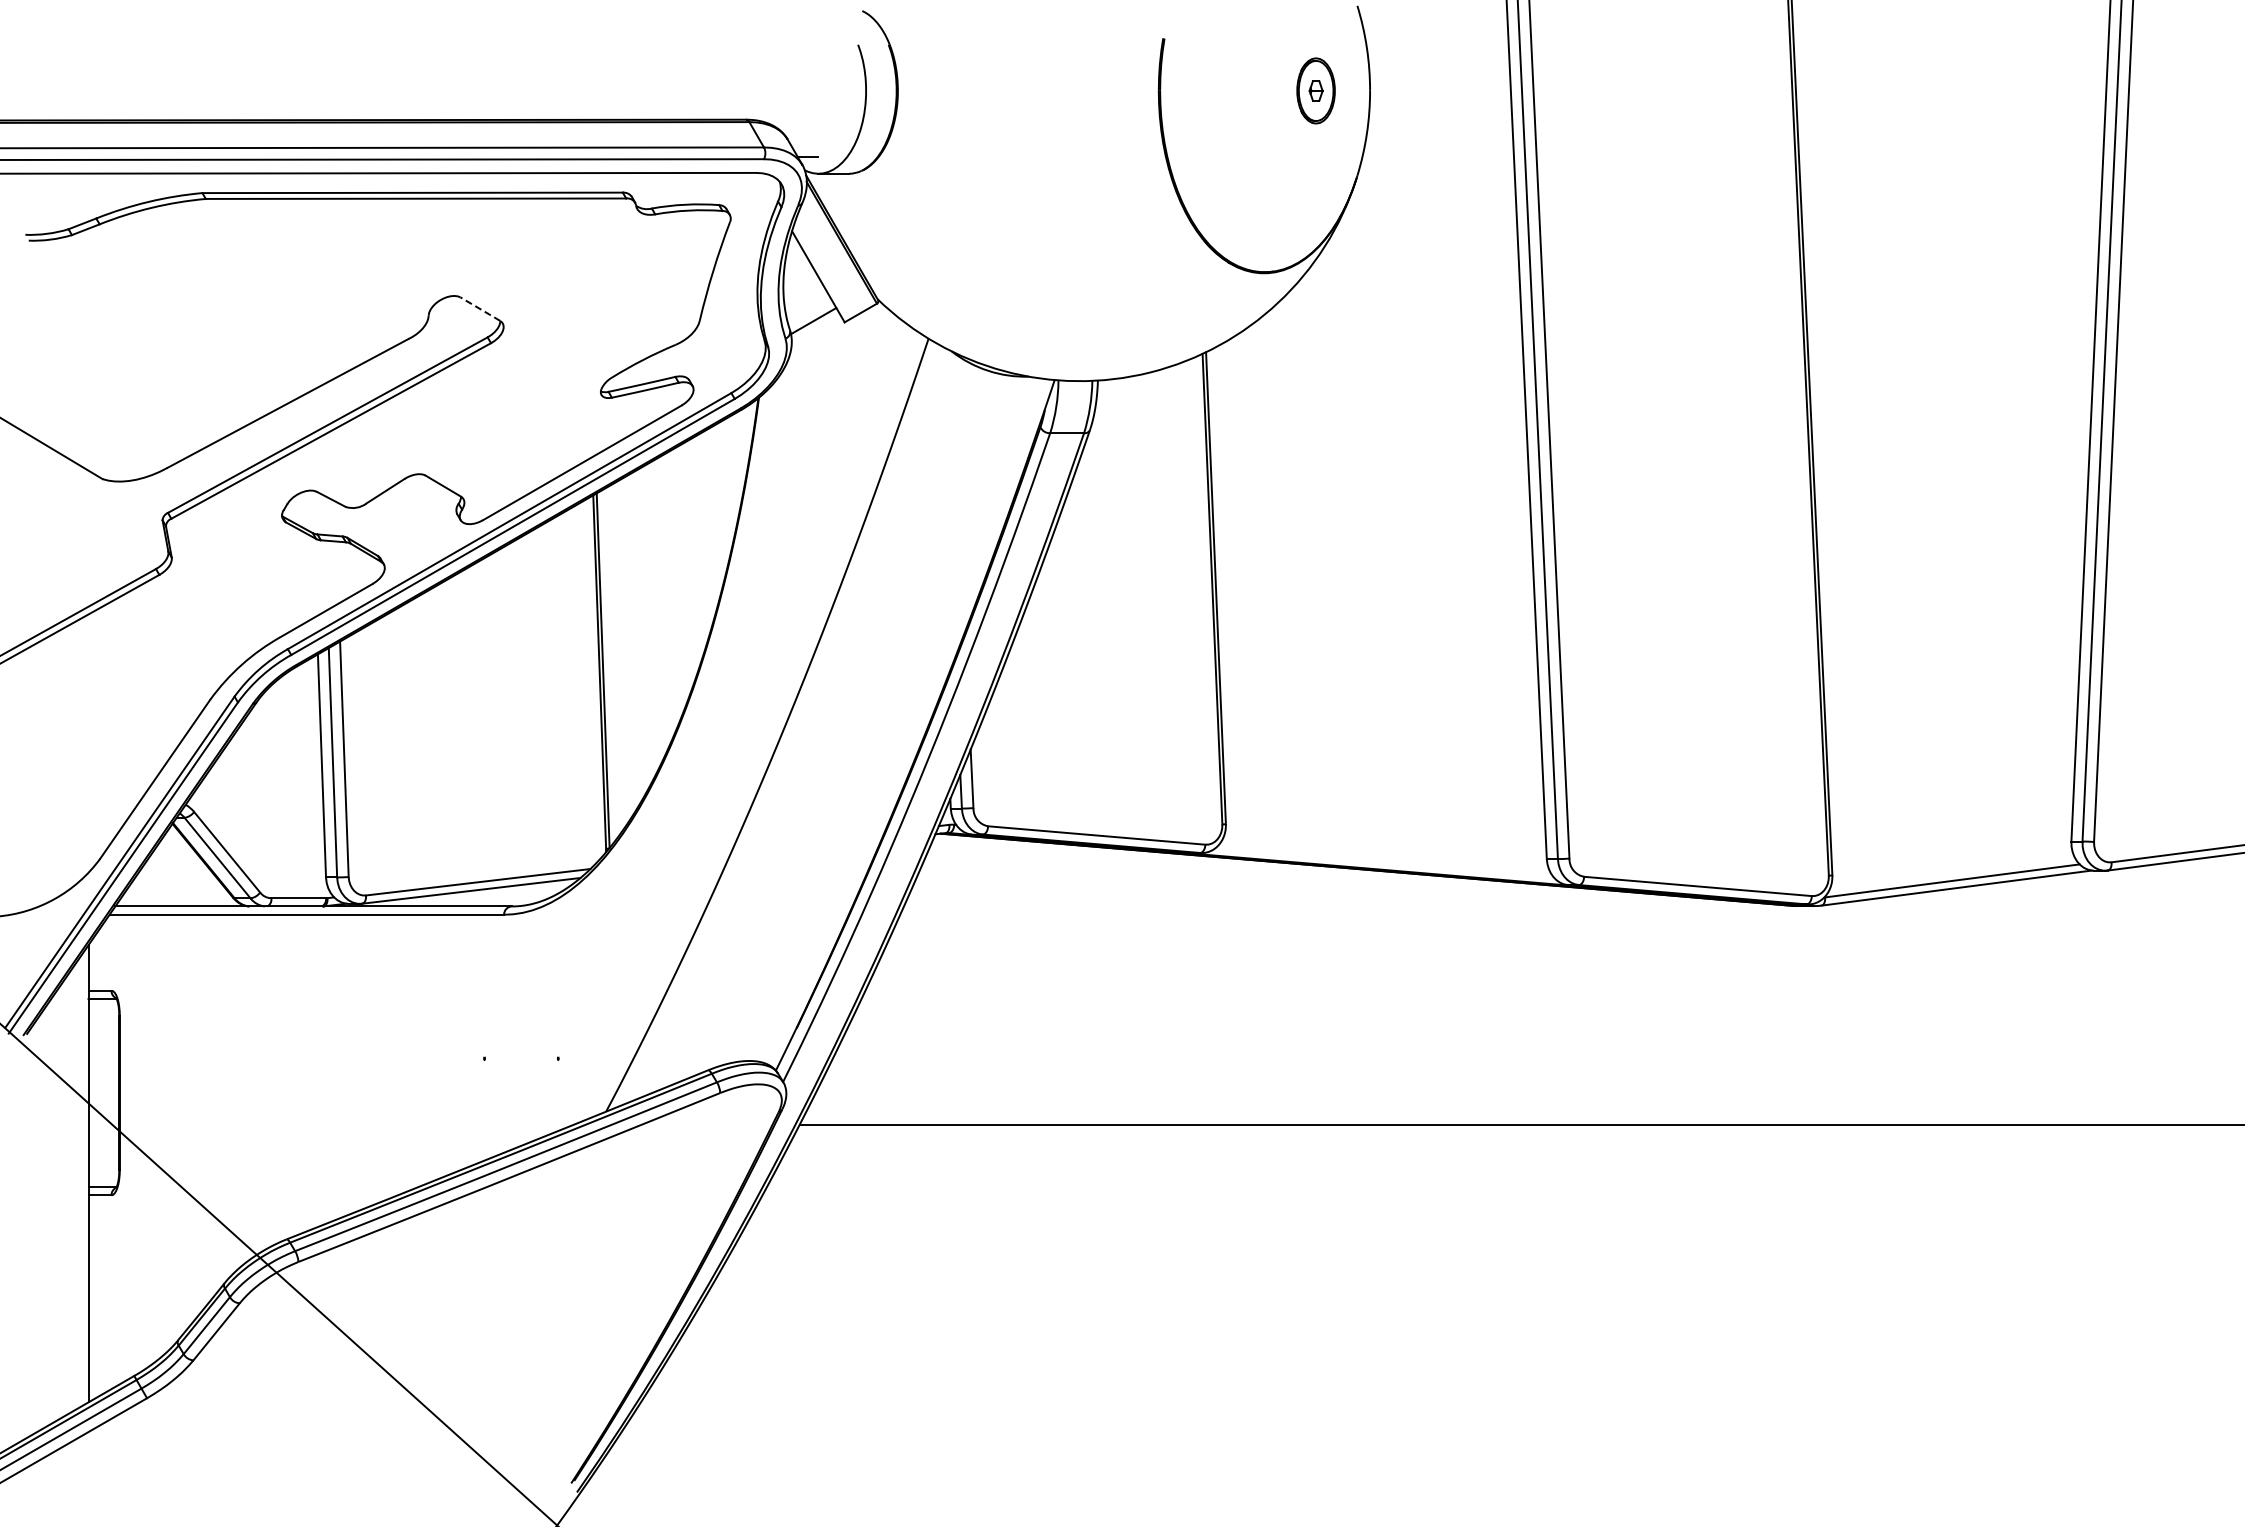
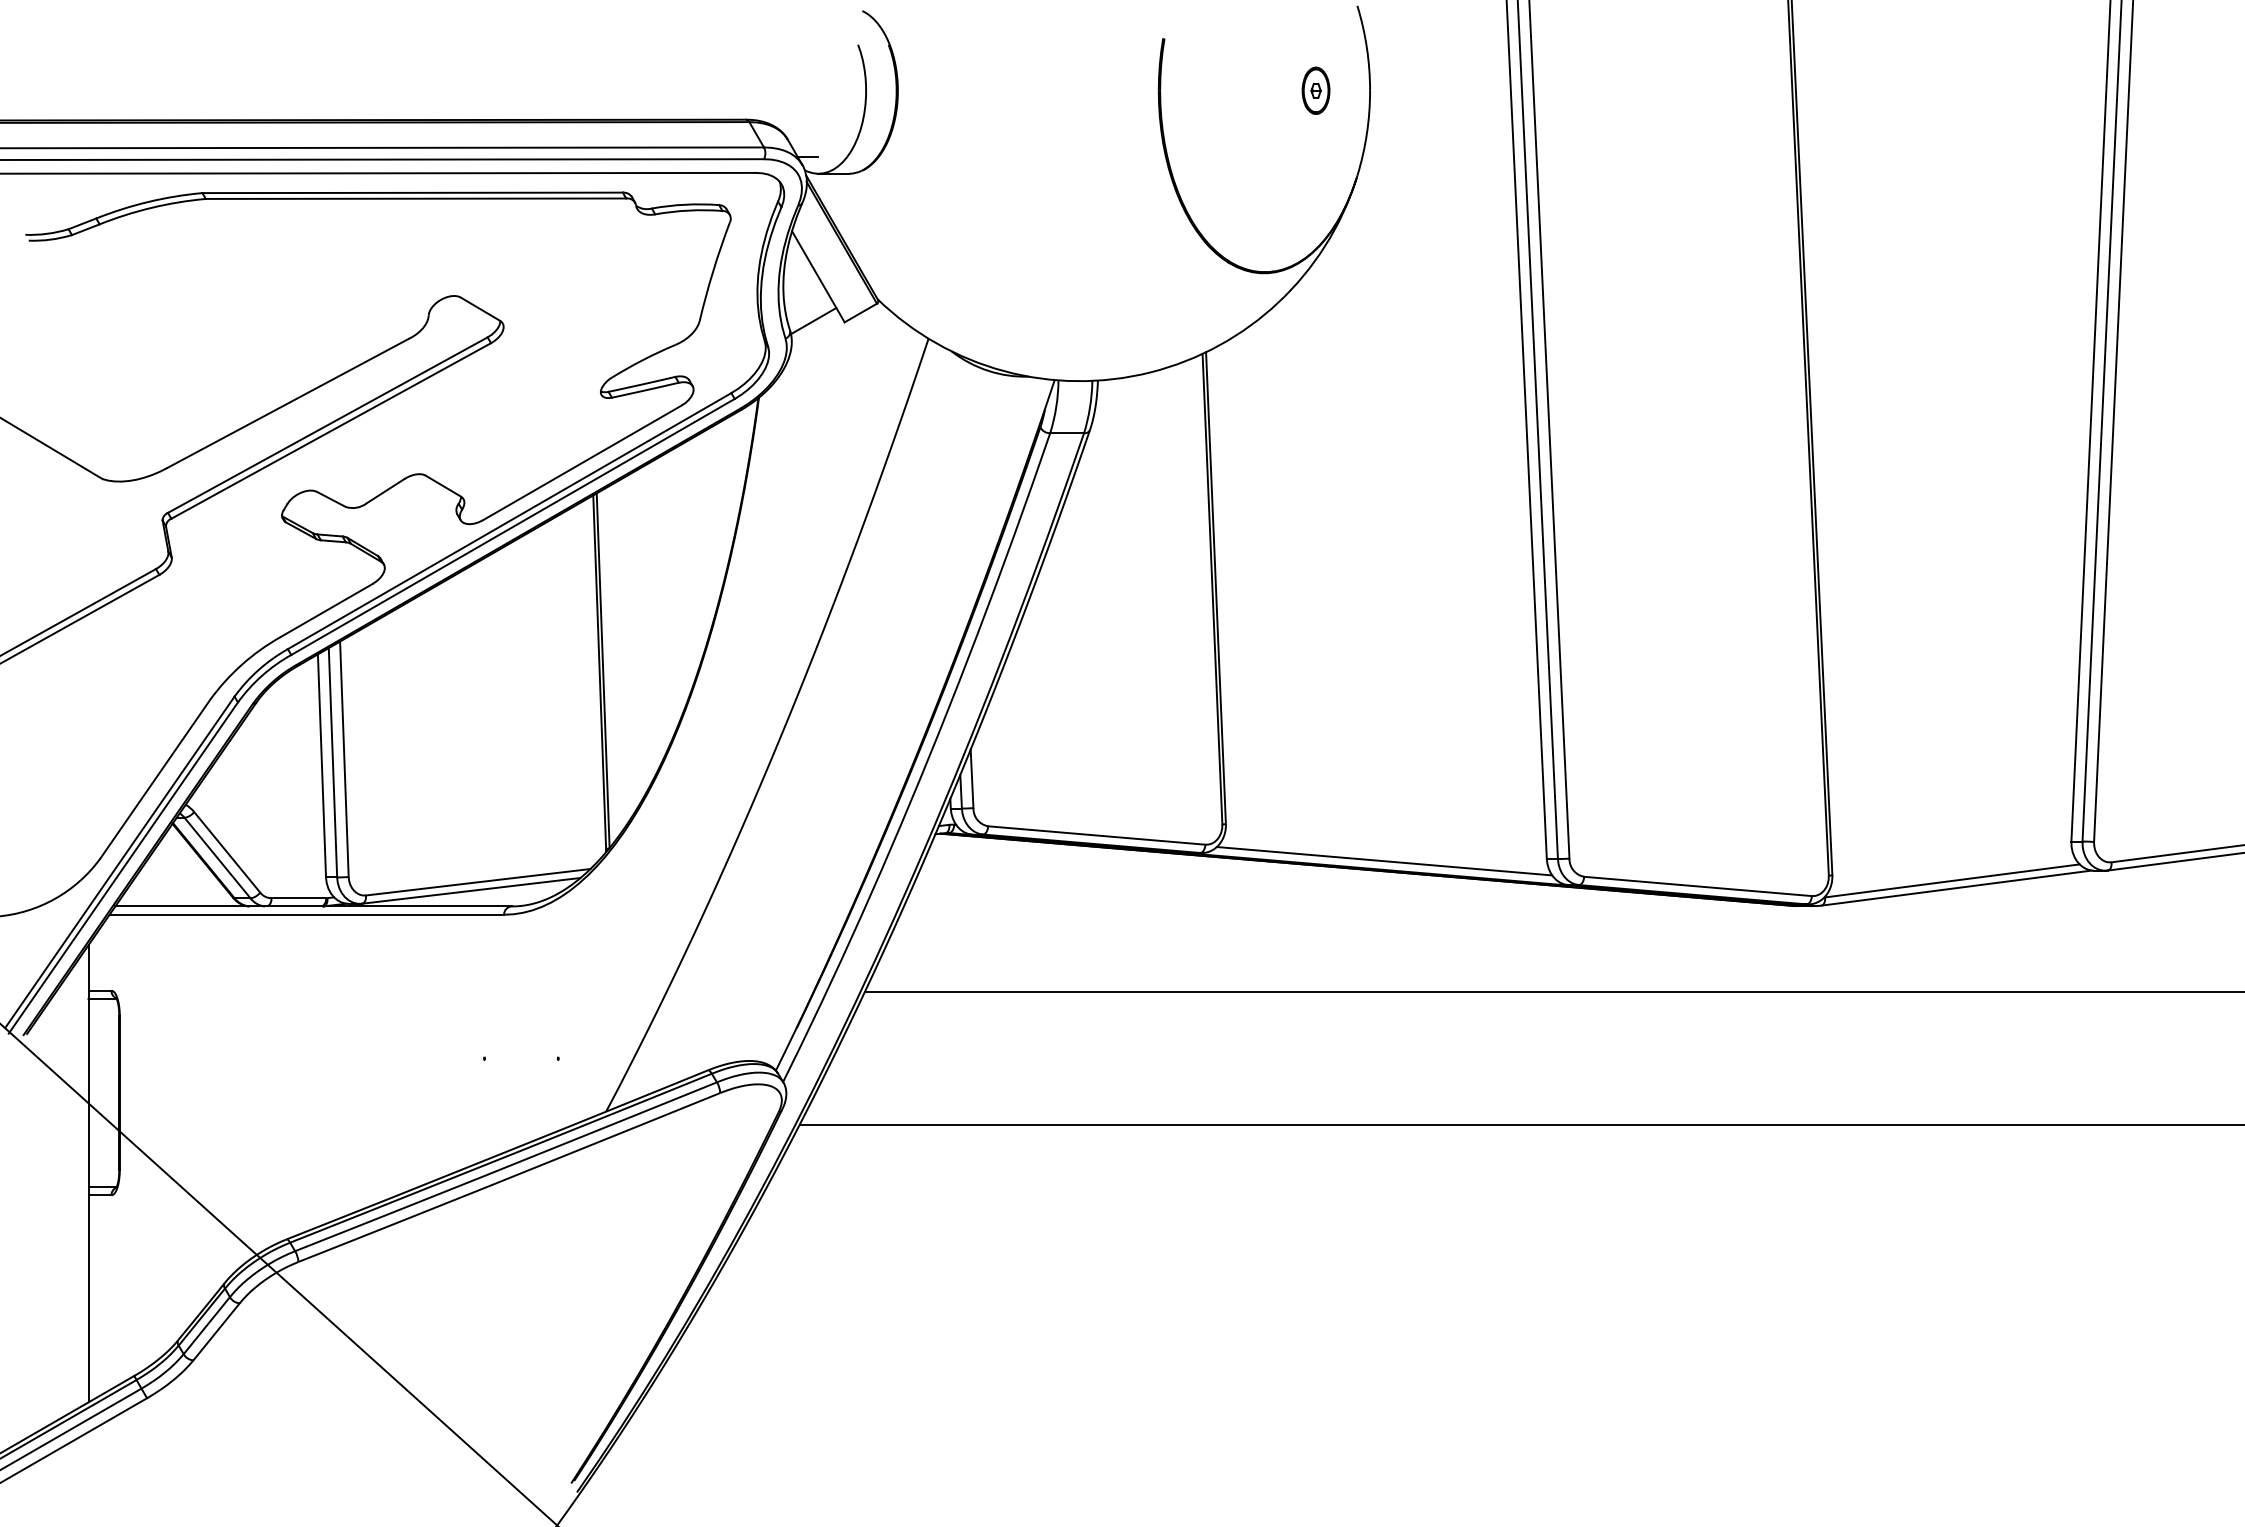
part size: 40x68 px -> 30x49 px (1315, 90)
line: dashed -> solid (480, 308)
line: none -> present (1384, 861)
line: none -> present (1552, 992)
